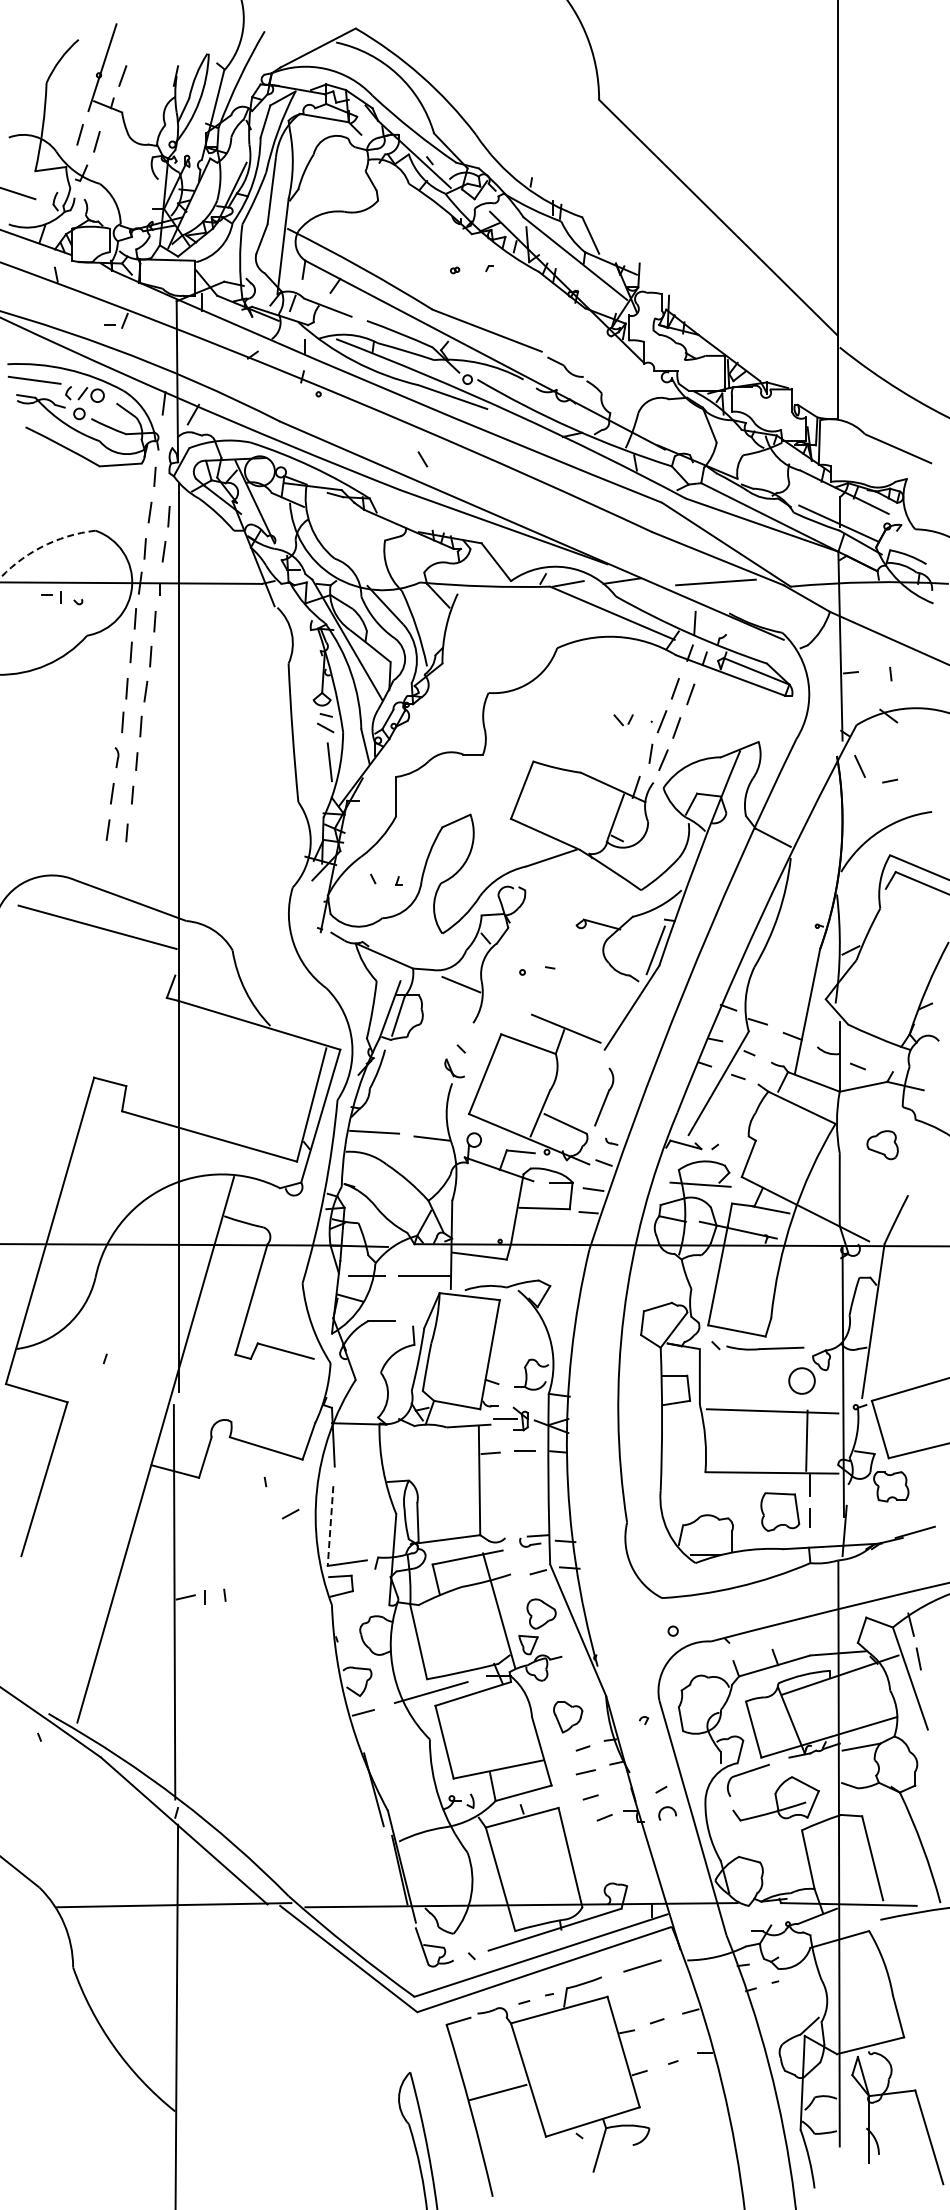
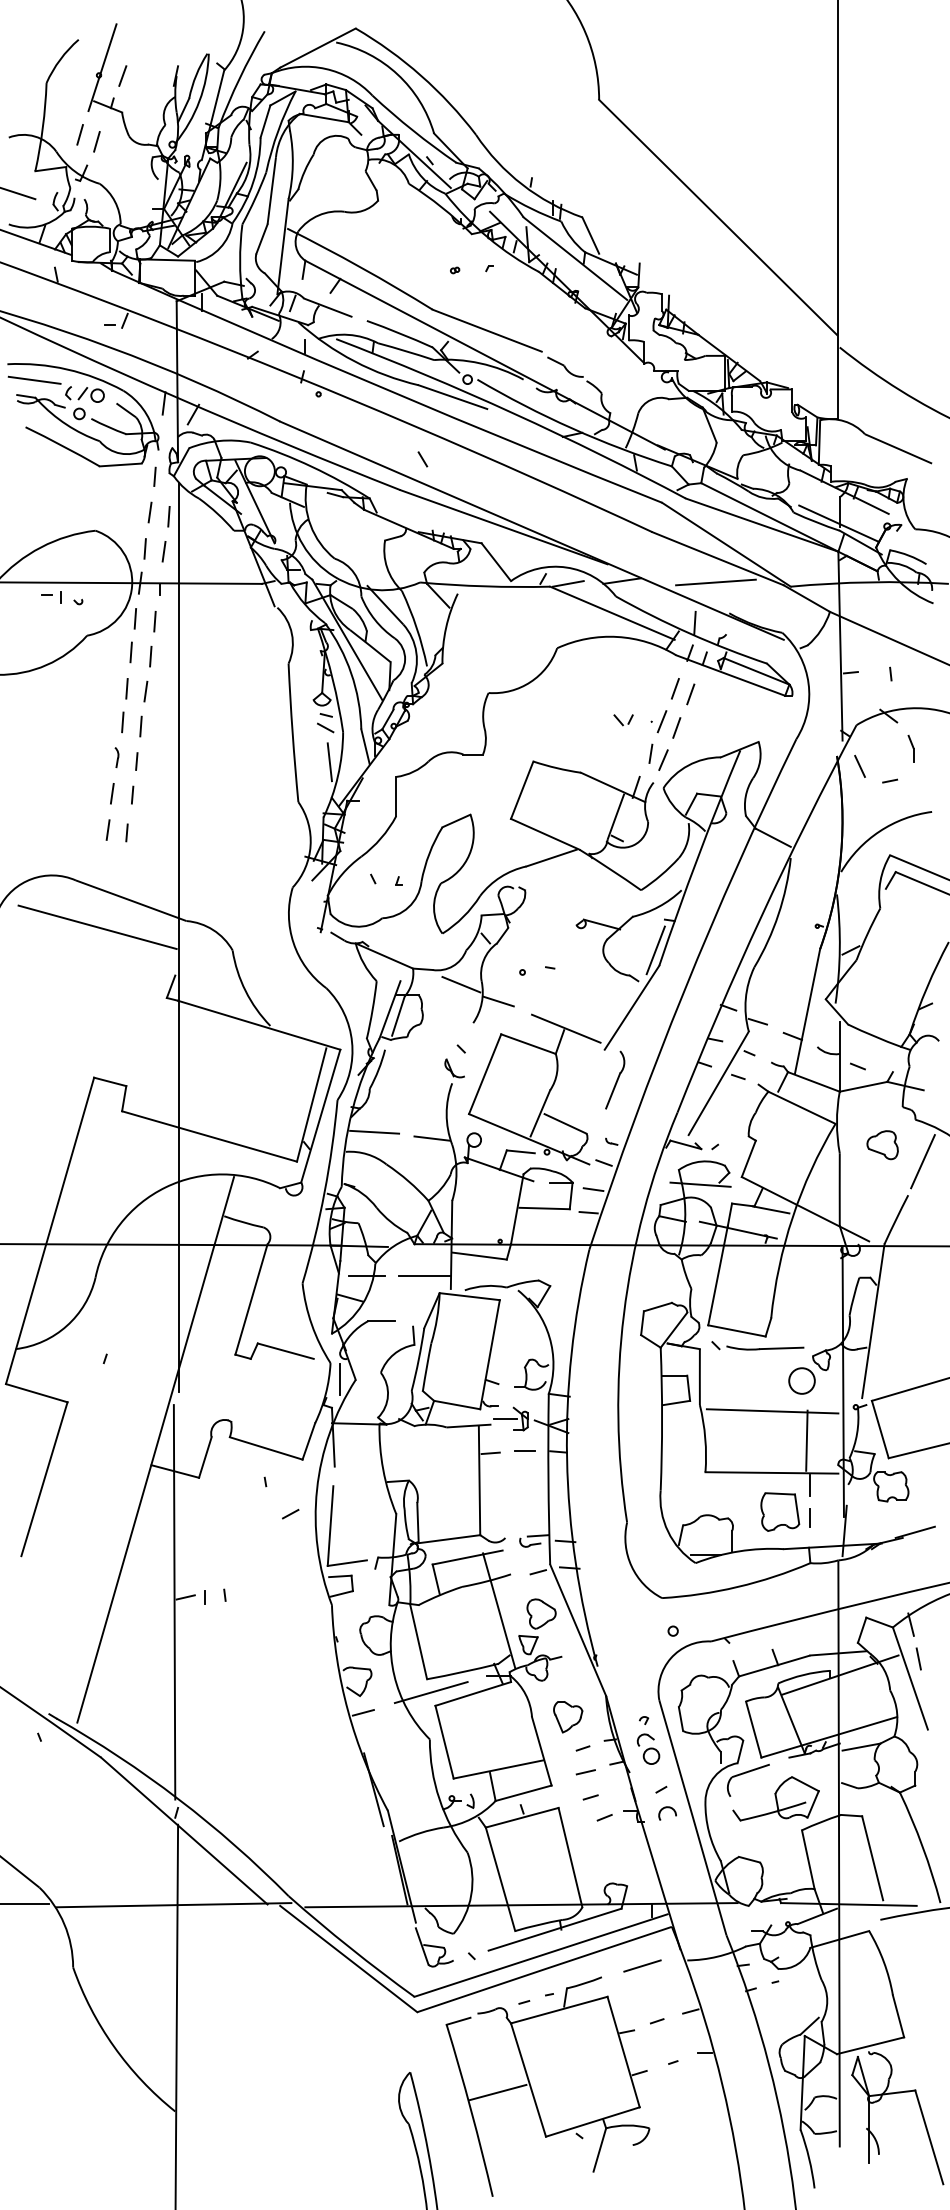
arc: dashed -> solid (42, 546)
part: none -> present (910, 748)
line: none -> present (498, 1001)
part position: (604, 1096) -> (615, 1079) (615, 1079)
line: none -> present (922, 1161)
line: none -> present (340, 1379)
line: dashed -> solid (330, 1526)
part: none -> present (648, 1748)
line: none -> present (25, 1904)
